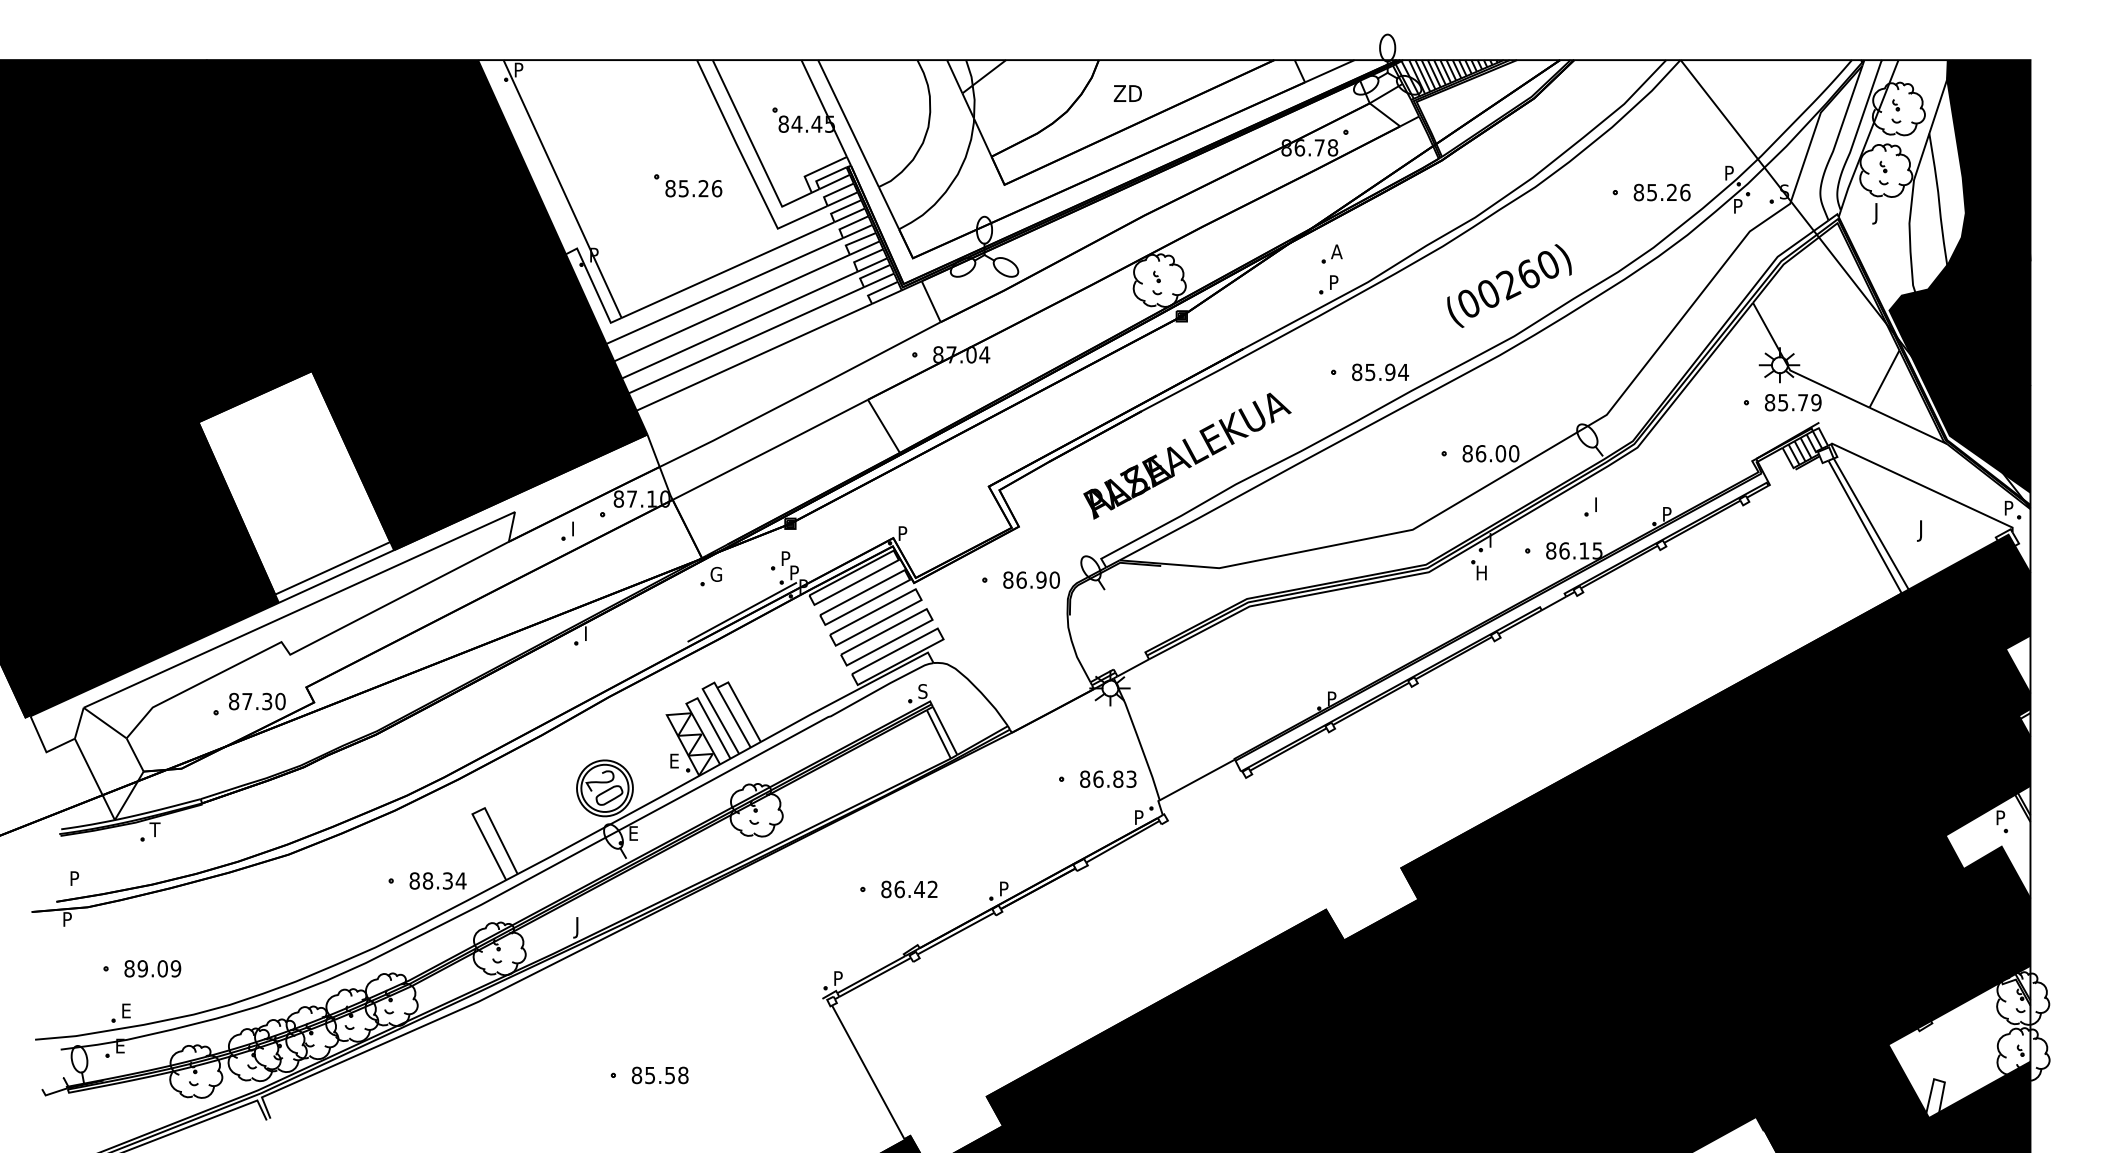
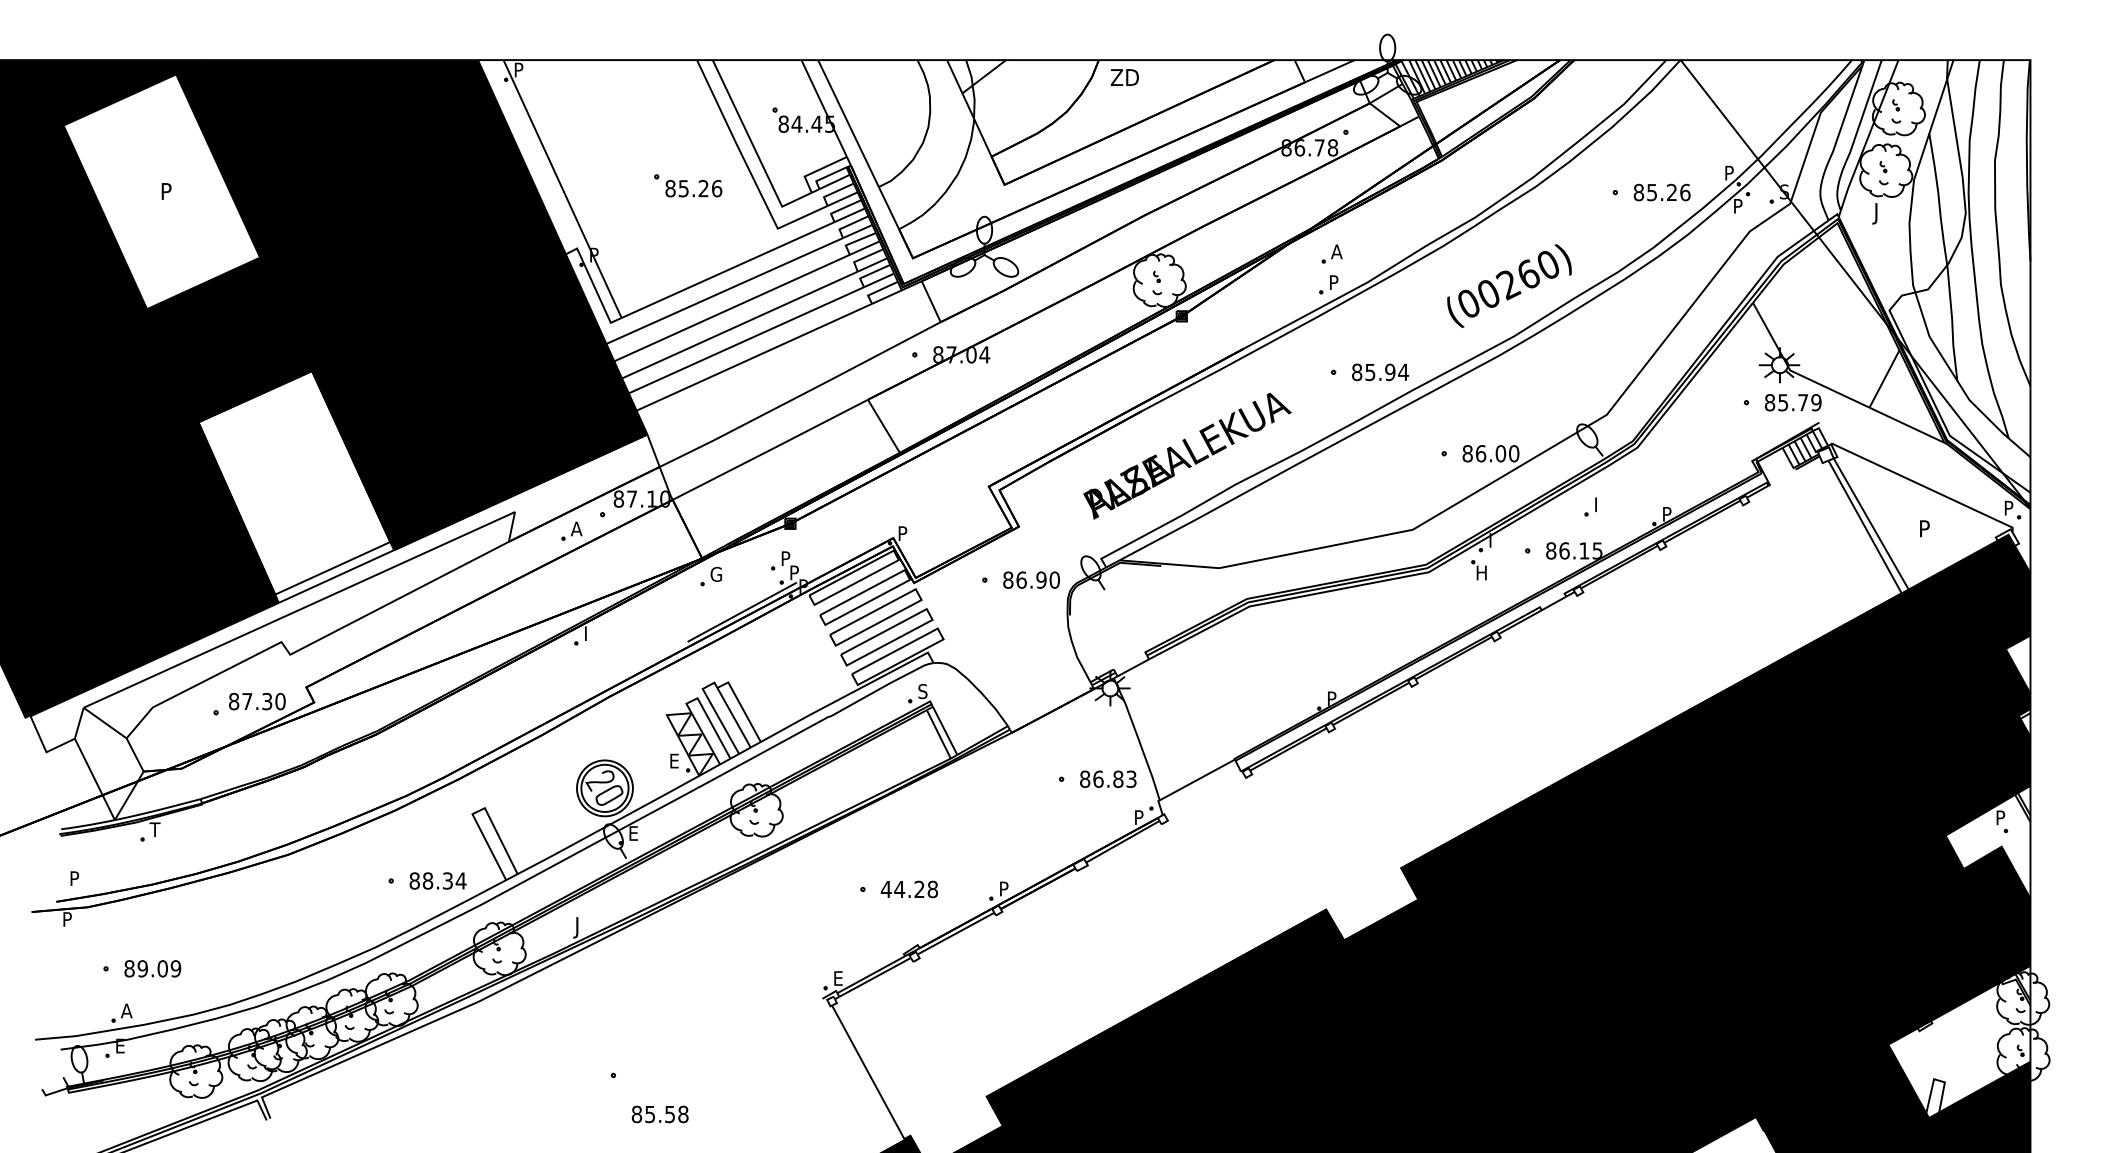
text position: (1127, 93) -> (1124, 77) (1124, 77)
fill: present -> none (161, 191)
fill: present -> none (1959, 276)
text: I -> A (576, 528)
text: J -> P (1923, 530)
text: 86.42 -> 44.28 (909, 889)
text: P -> E (839, 978)
text: E -> A (126, 1010)
text position: (659, 1075) -> (659, 1114) (659, 1114)
